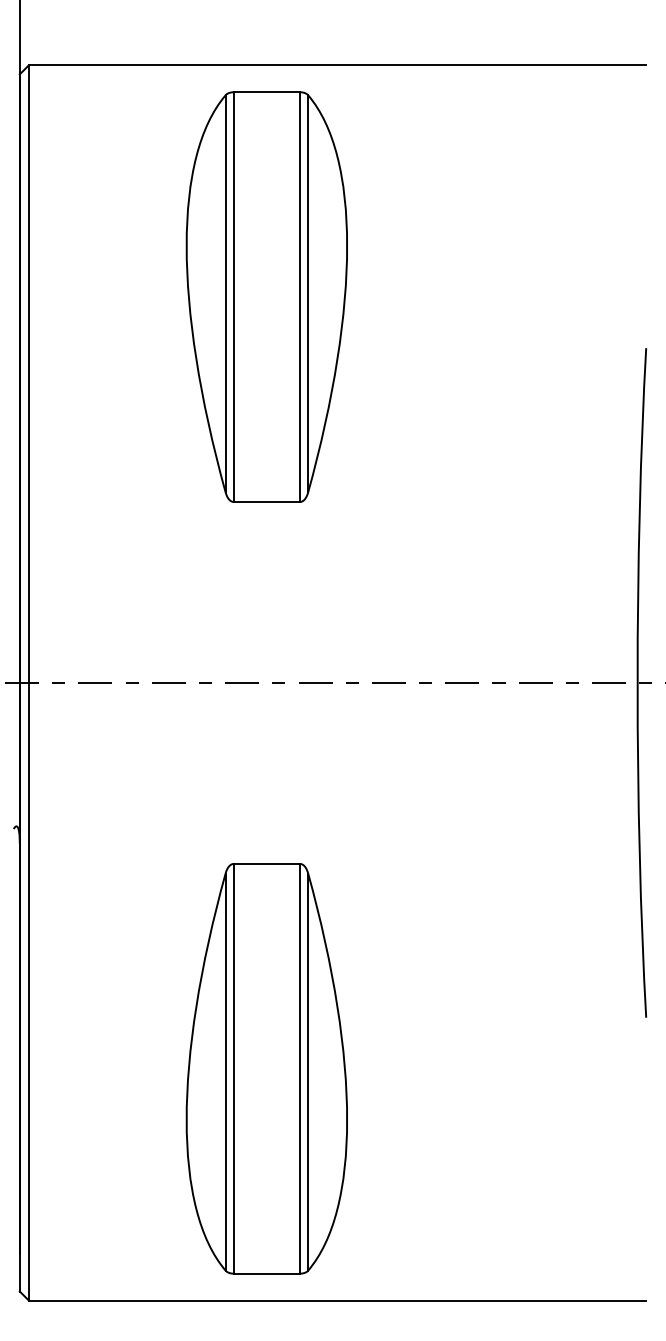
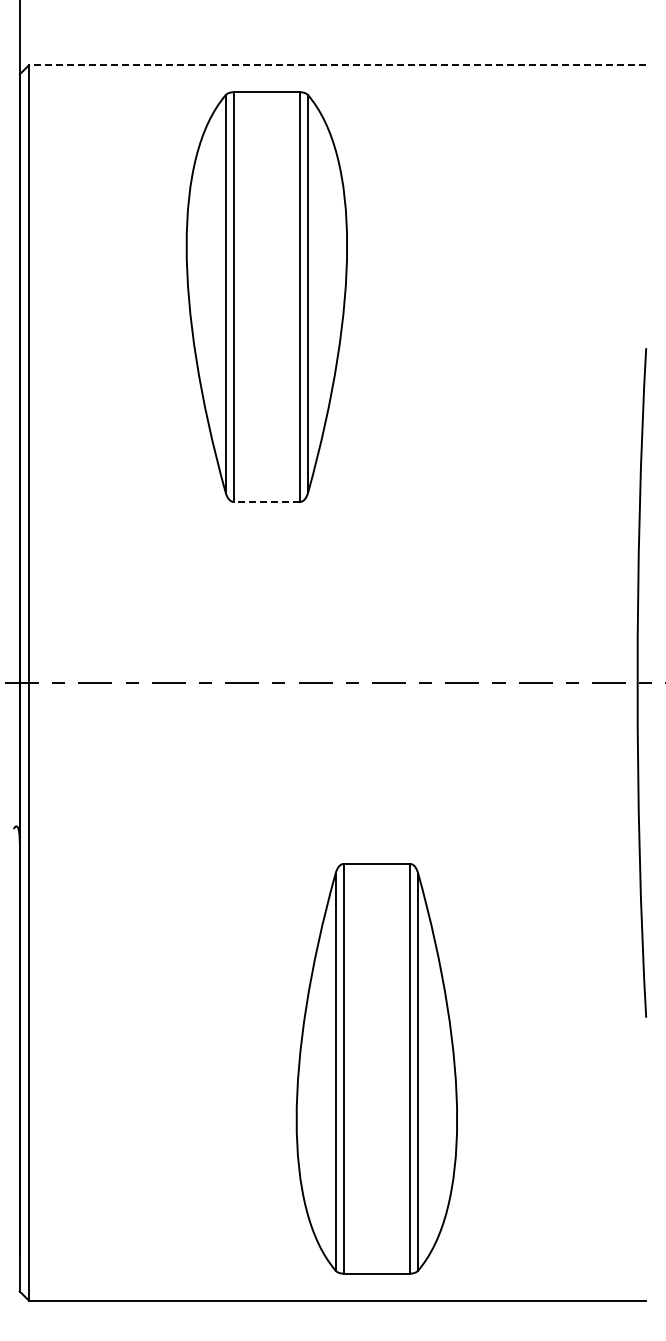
line: solid -> dashed (337, 65)
line: solid -> dashed (266, 501)
part position: (266, 1068) -> (376, 1068) (376, 1068)
